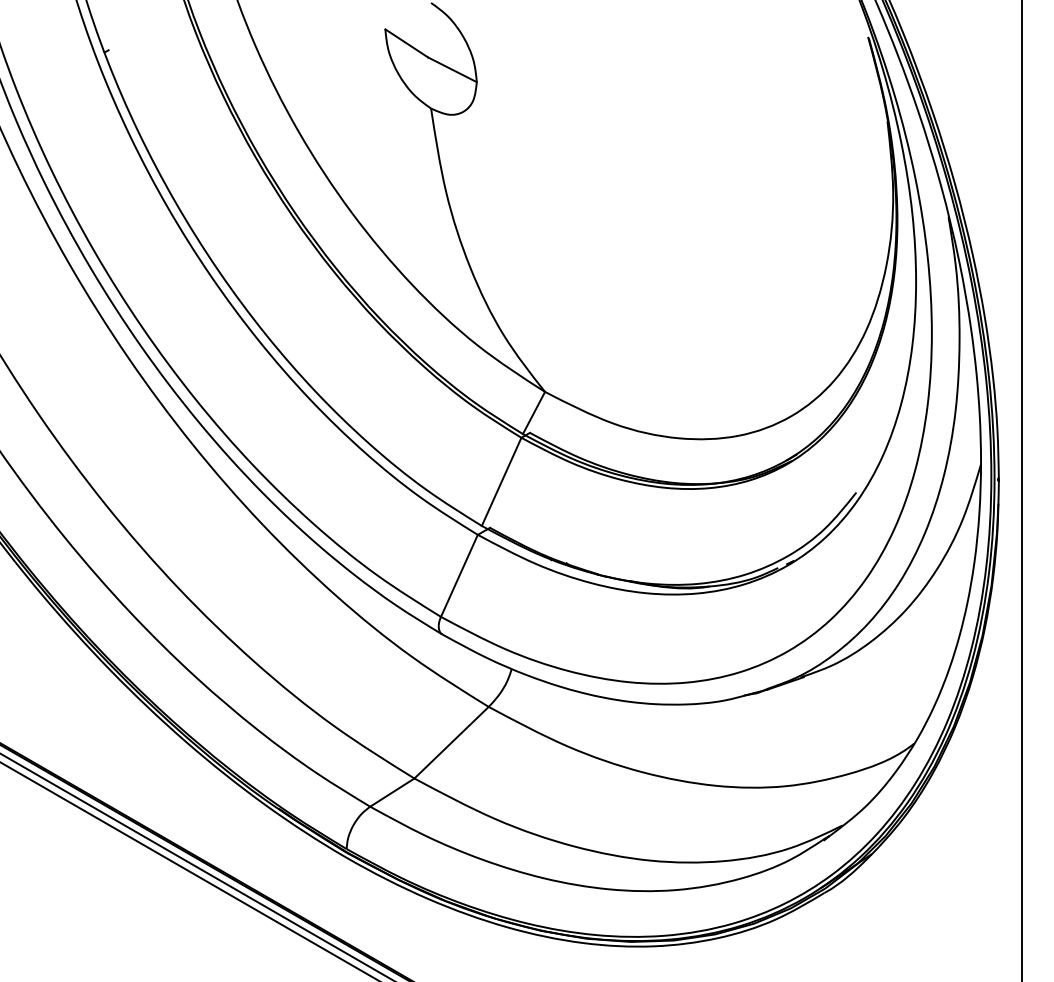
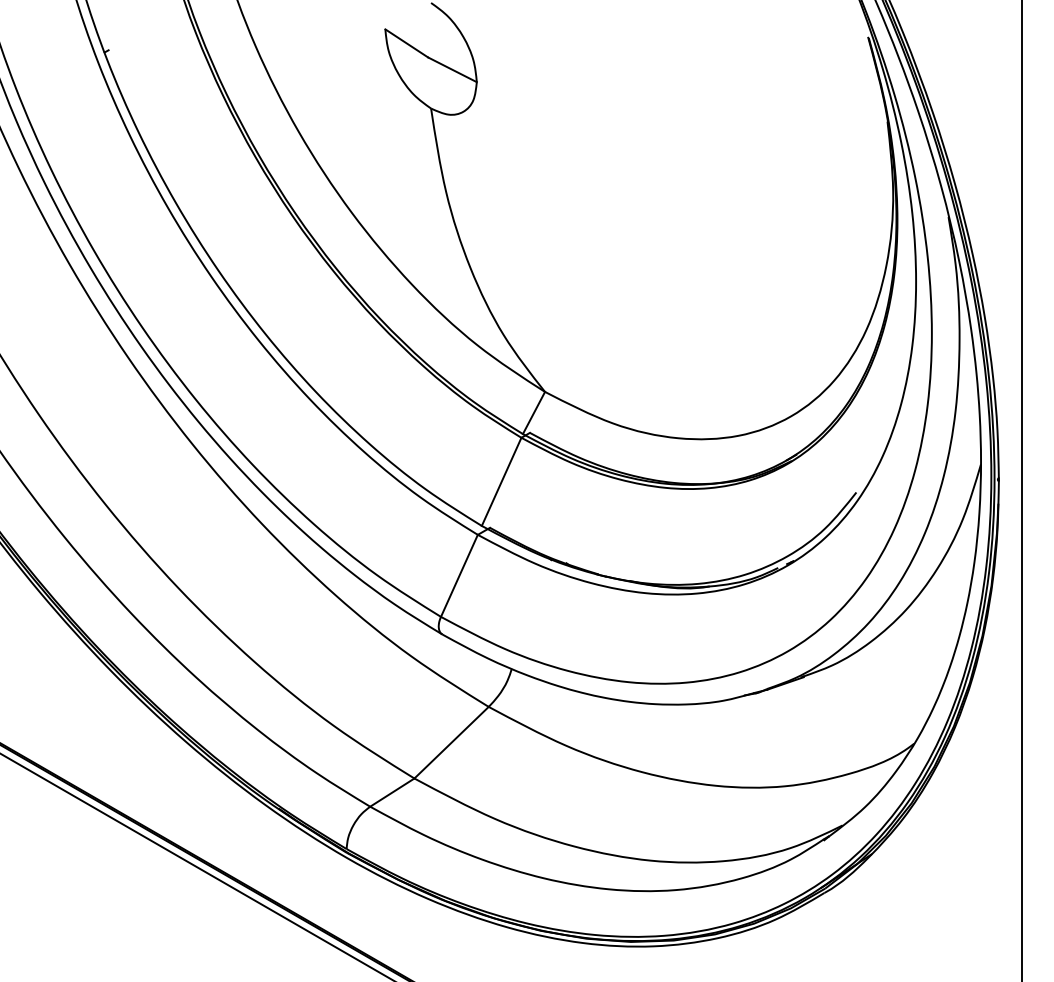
line: present -> none (188, 870)
